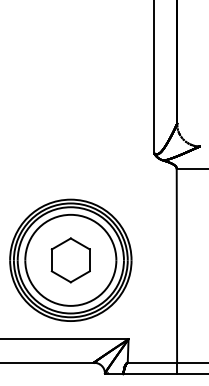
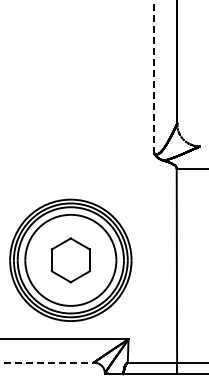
line: solid -> dashed (154, 76)
line: solid -> dashed (47, 362)
